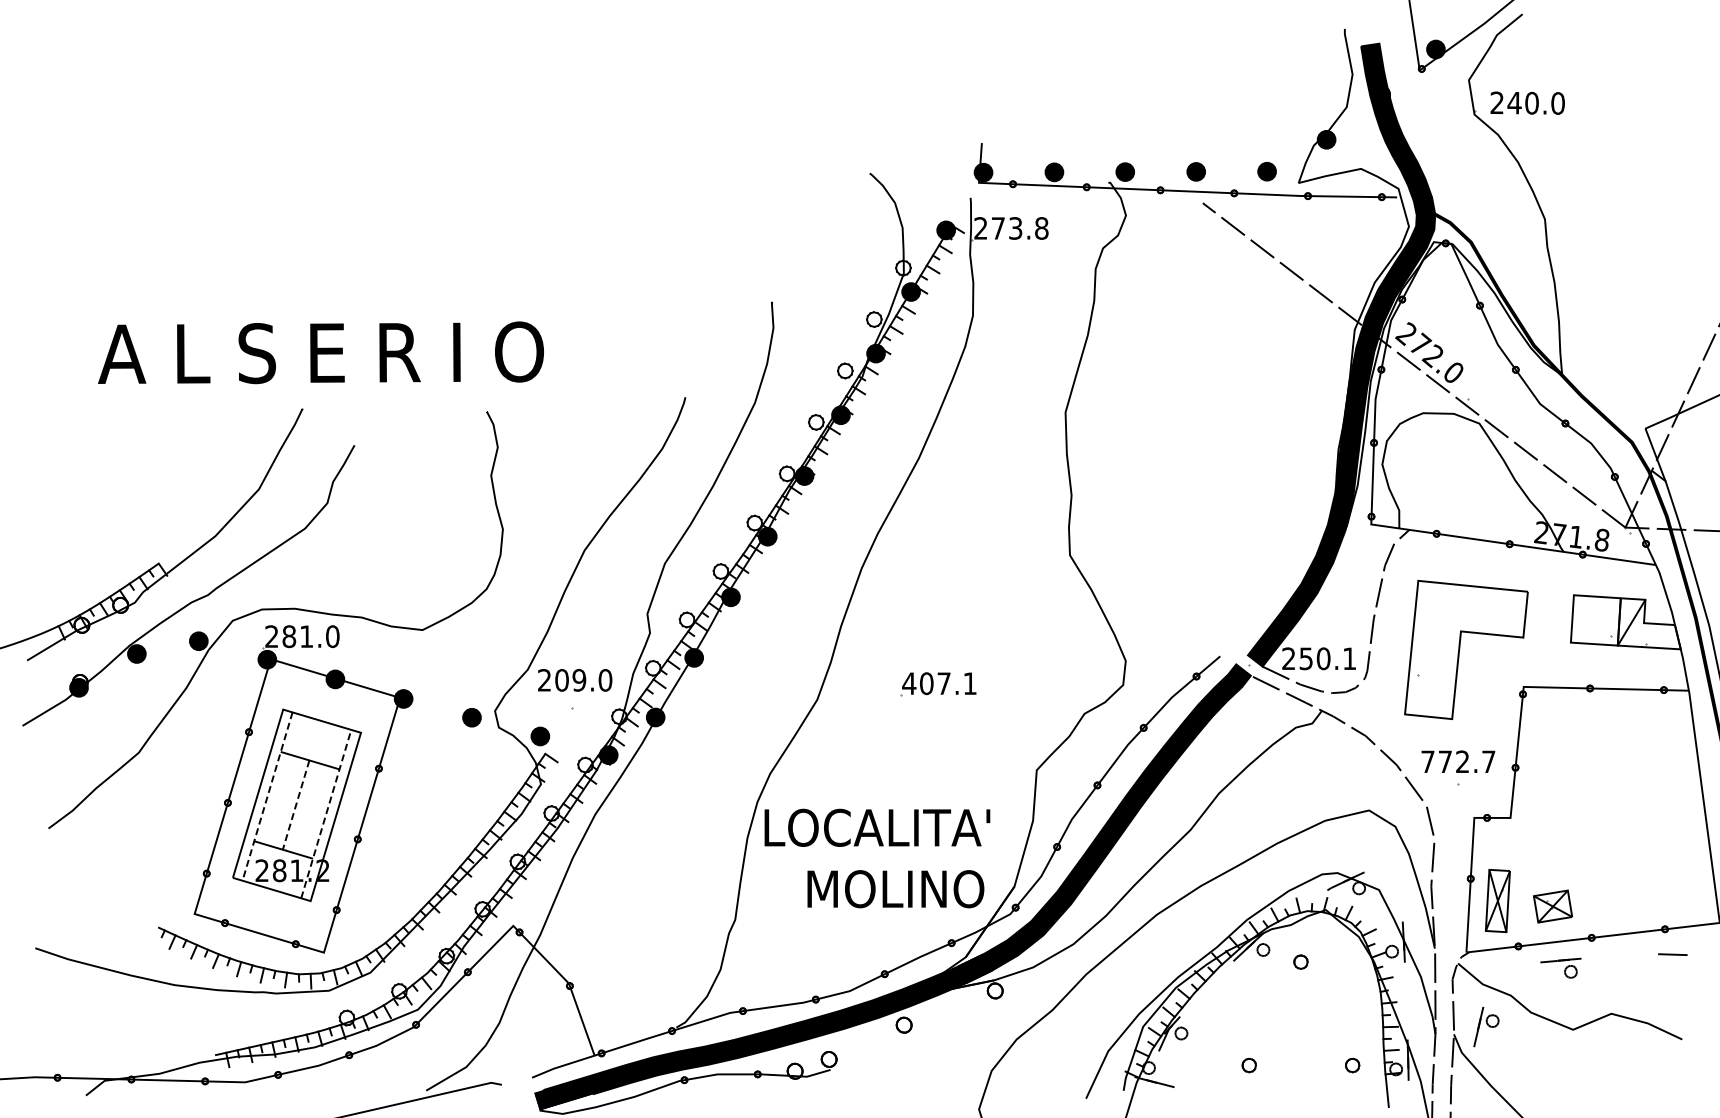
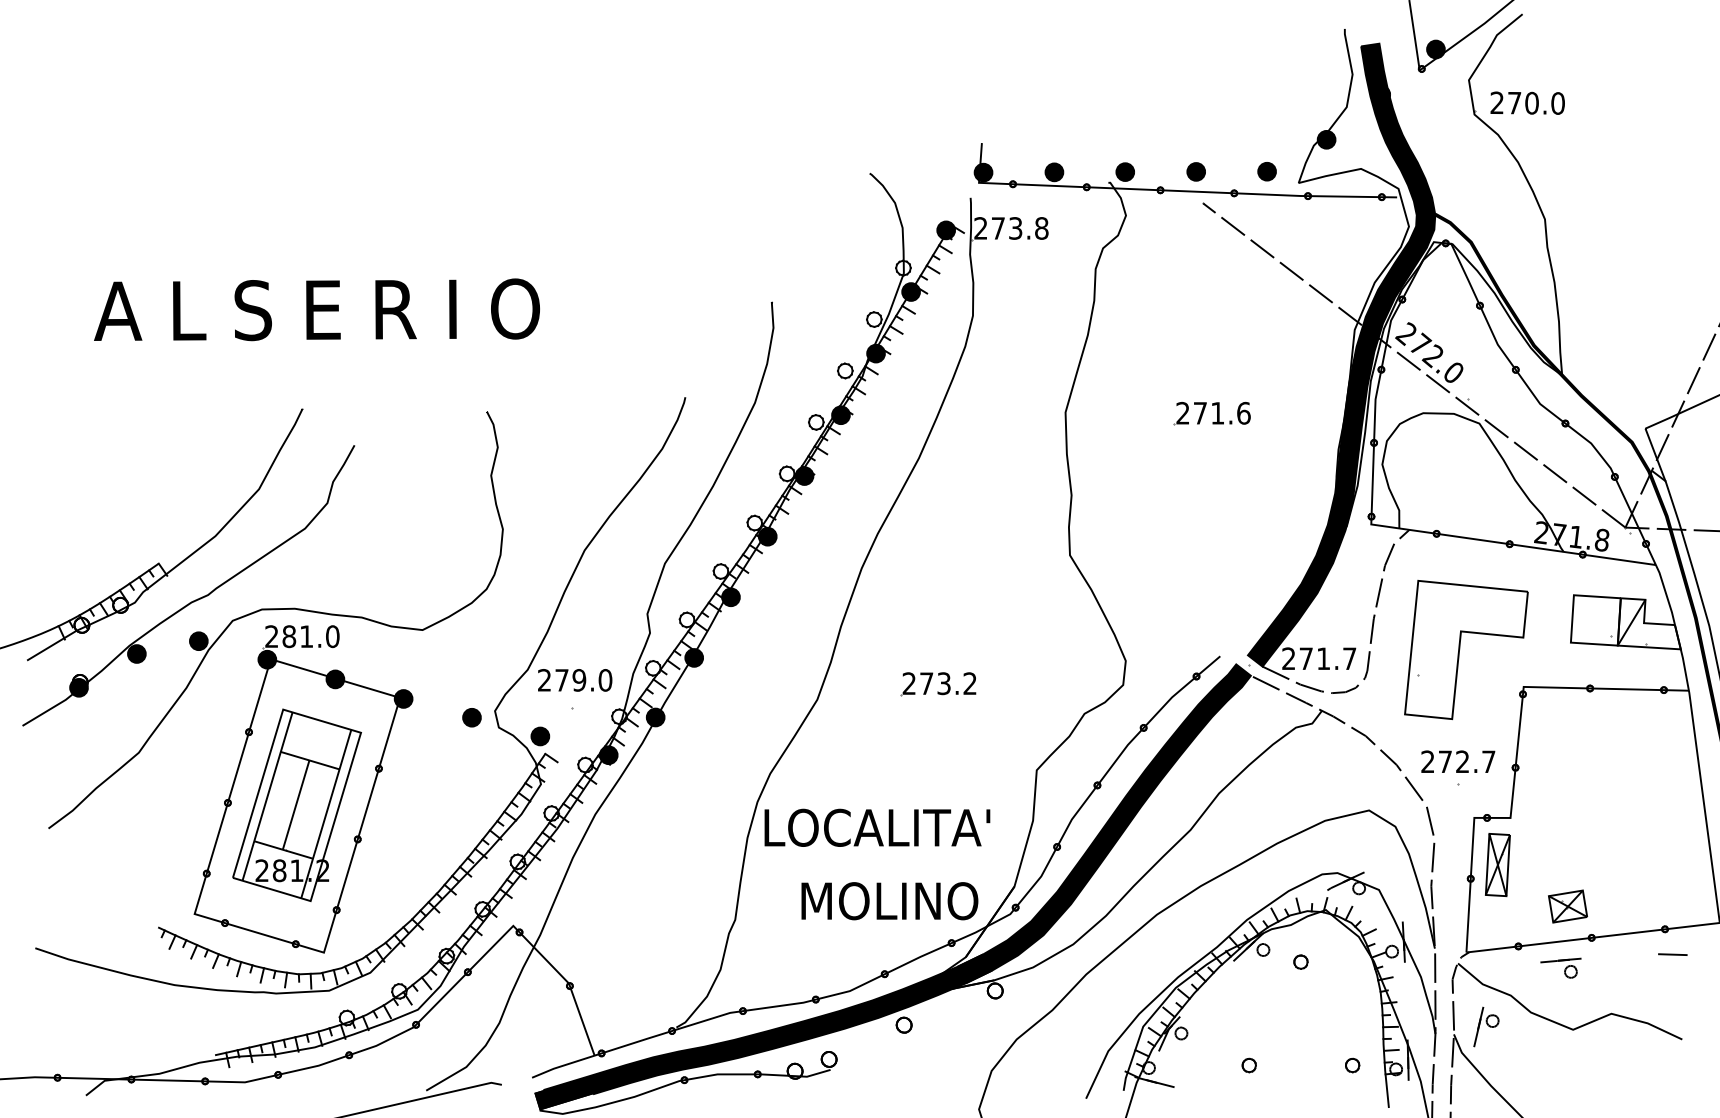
text: 240.0 -> 270.0 (1514, 103)
text position: (320, 352) -> (316, 309) (316, 309)
part: none -> present (1211, 413)
text: 250.1 -> 271.7 (1327, 658)
text: 209.0 -> 279.0 (561, 680)
text: 407.1 -> 273.2 (939, 683)
text: 772.7 -> 272.7 (1427, 761)
line: dashed -> solid (267, 796)
line: dashed -> solid (296, 805)
line: dashed -> solid (326, 814)
text position: (895, 889) -> (889, 901) (889, 901)
part position: (1497, 901) -> (1497, 865) (1497, 865)
part position: (1552, 906) -> (1567, 906) (1567, 906)
